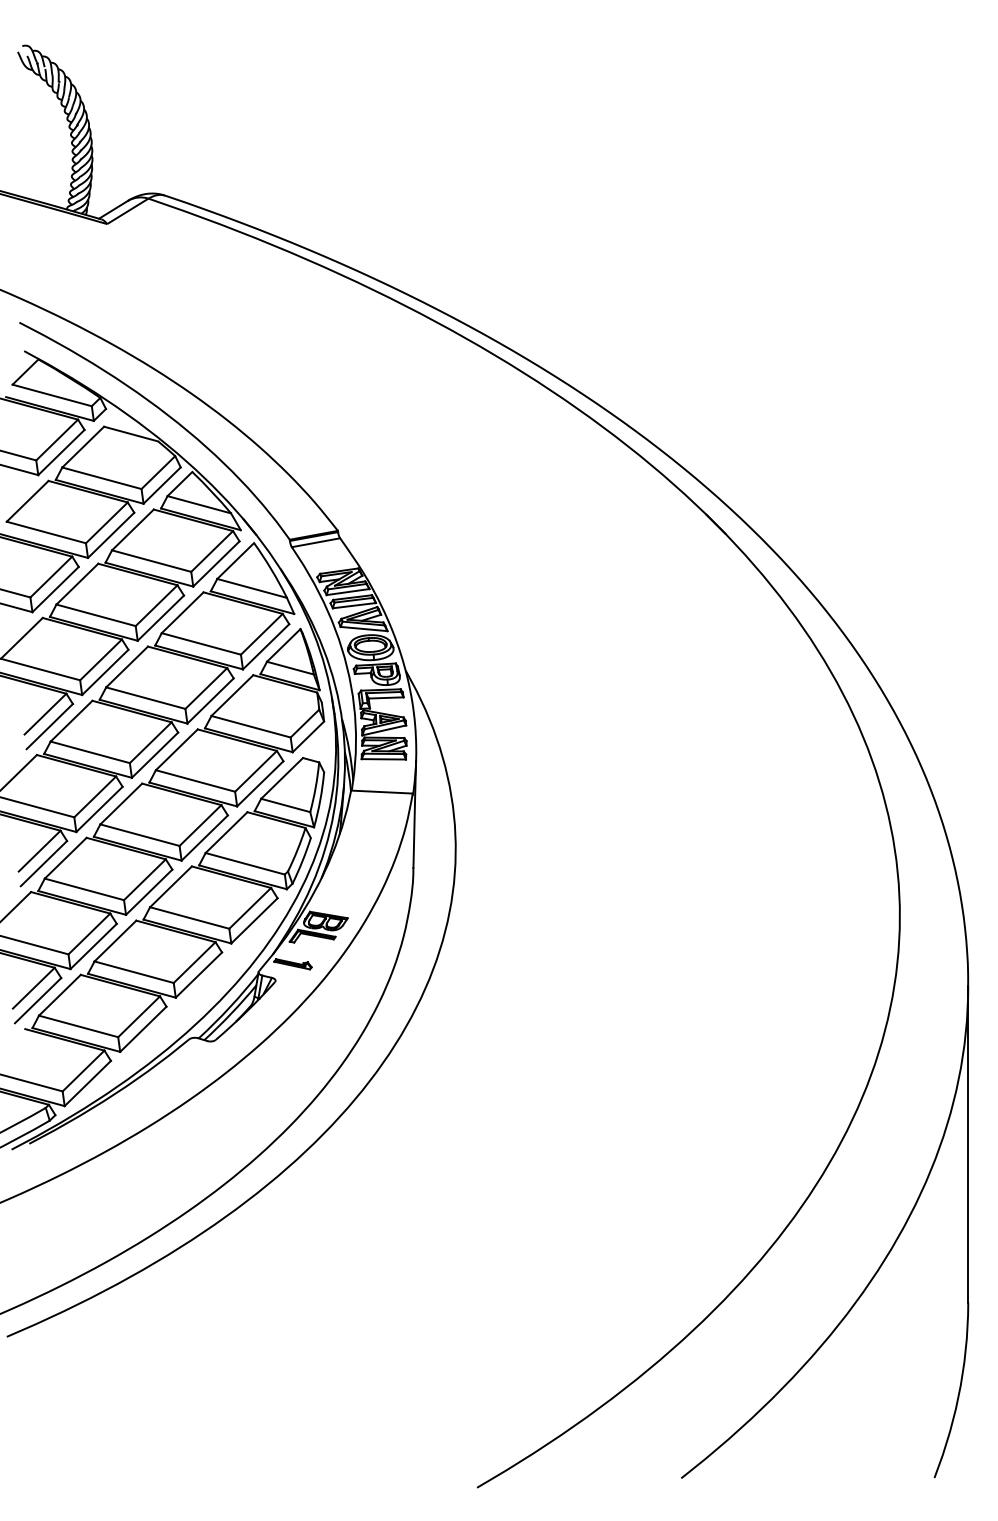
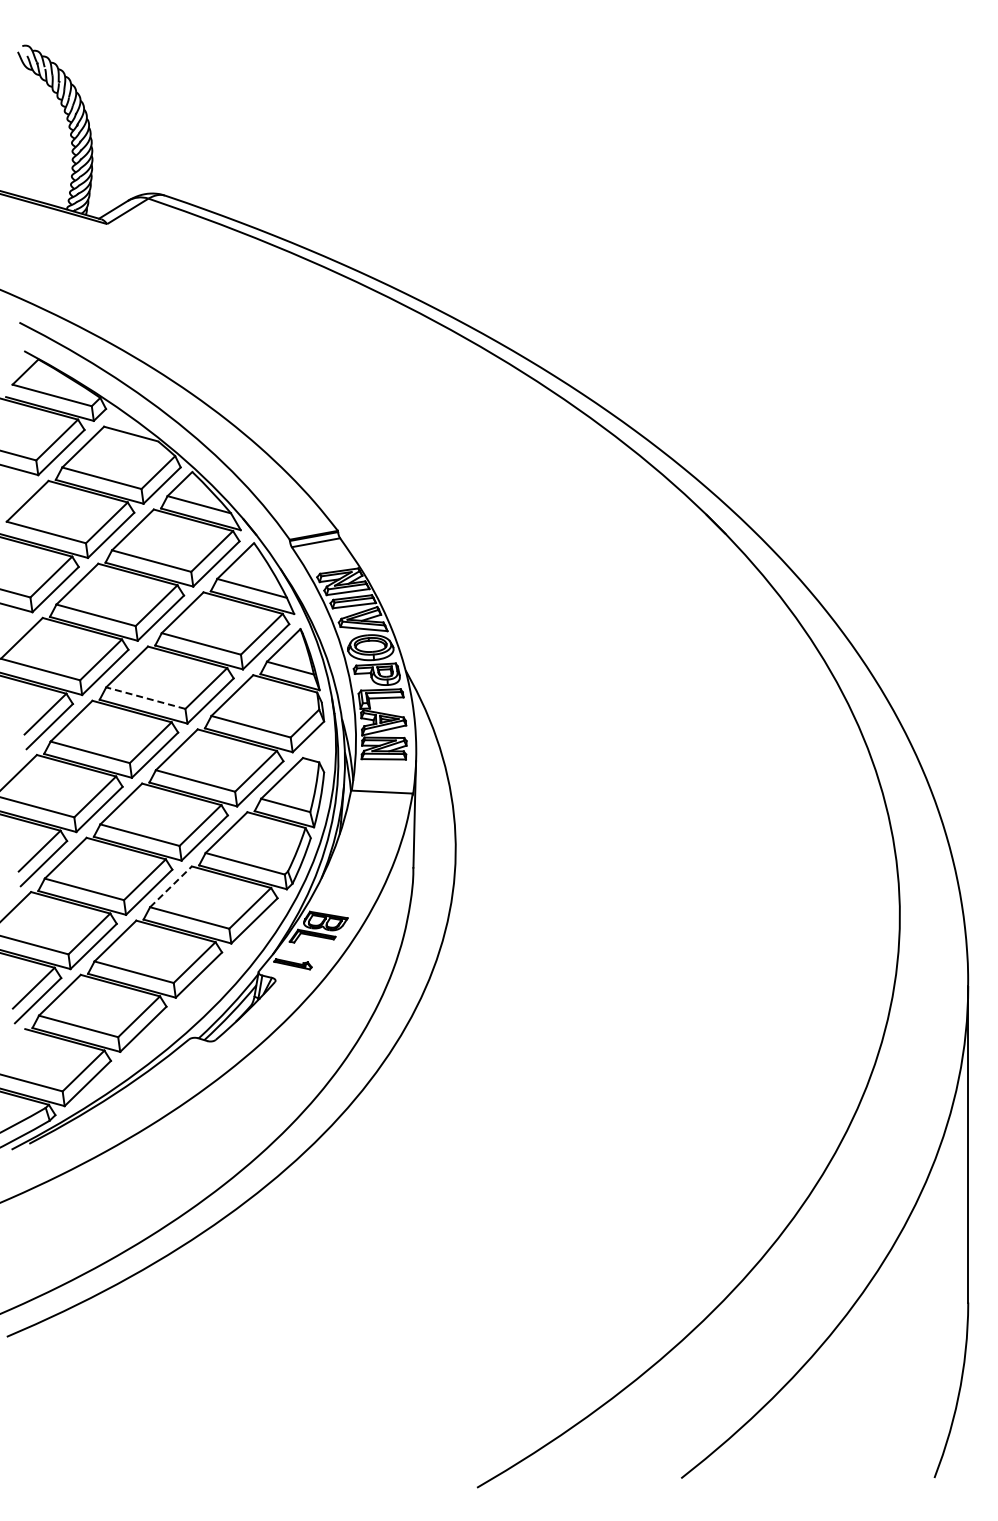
line: solid -> dashed (145, 698)
line: solid -> dashed (171, 886)
